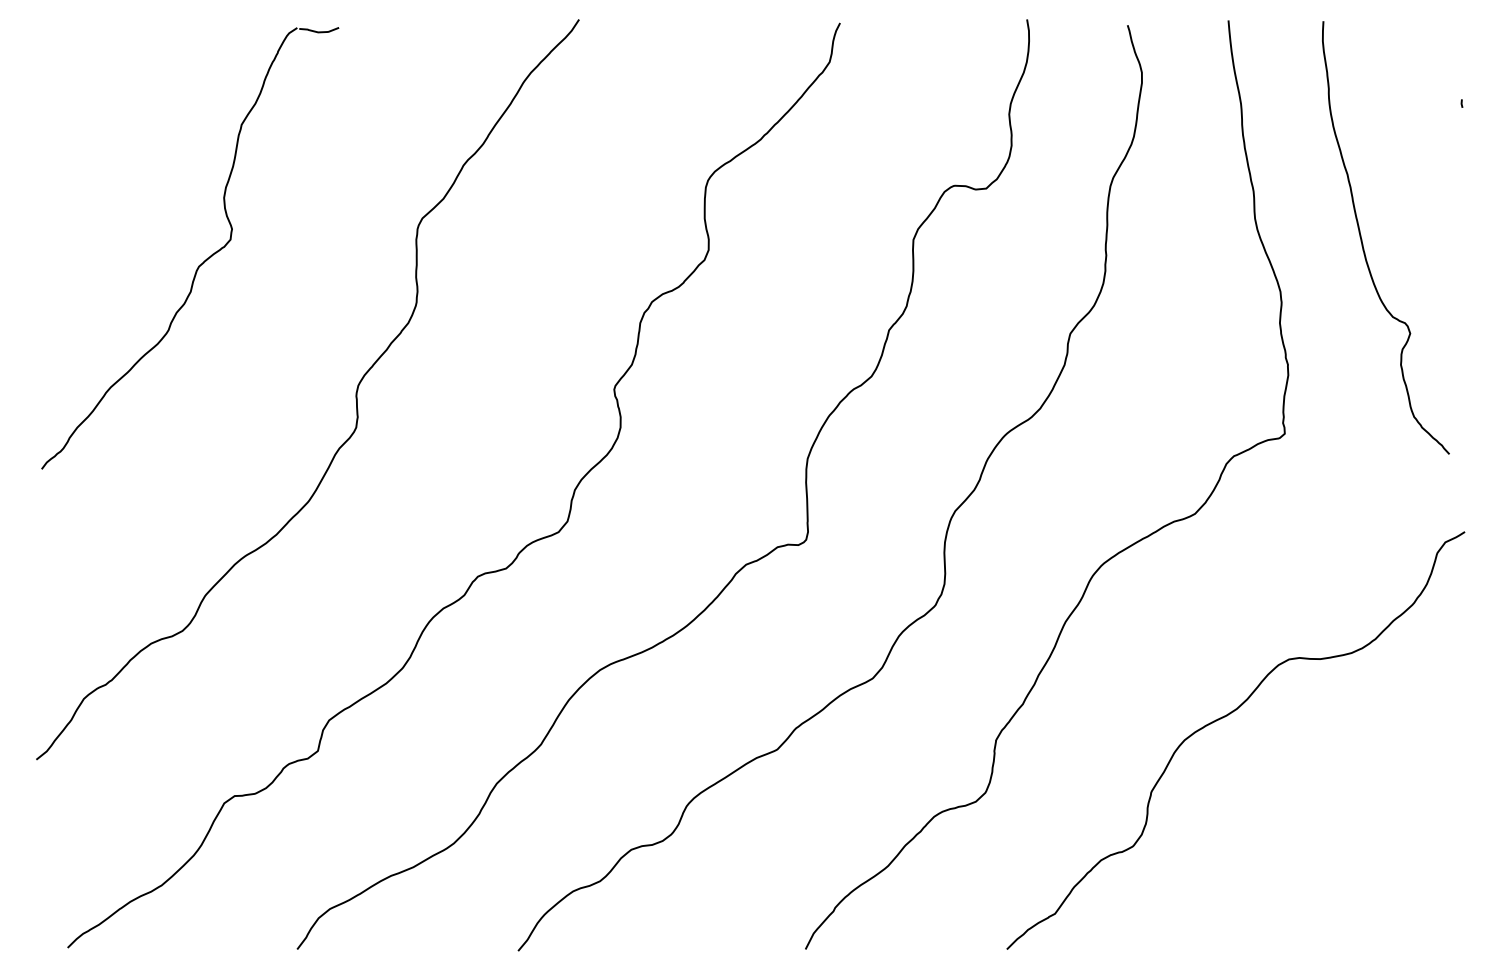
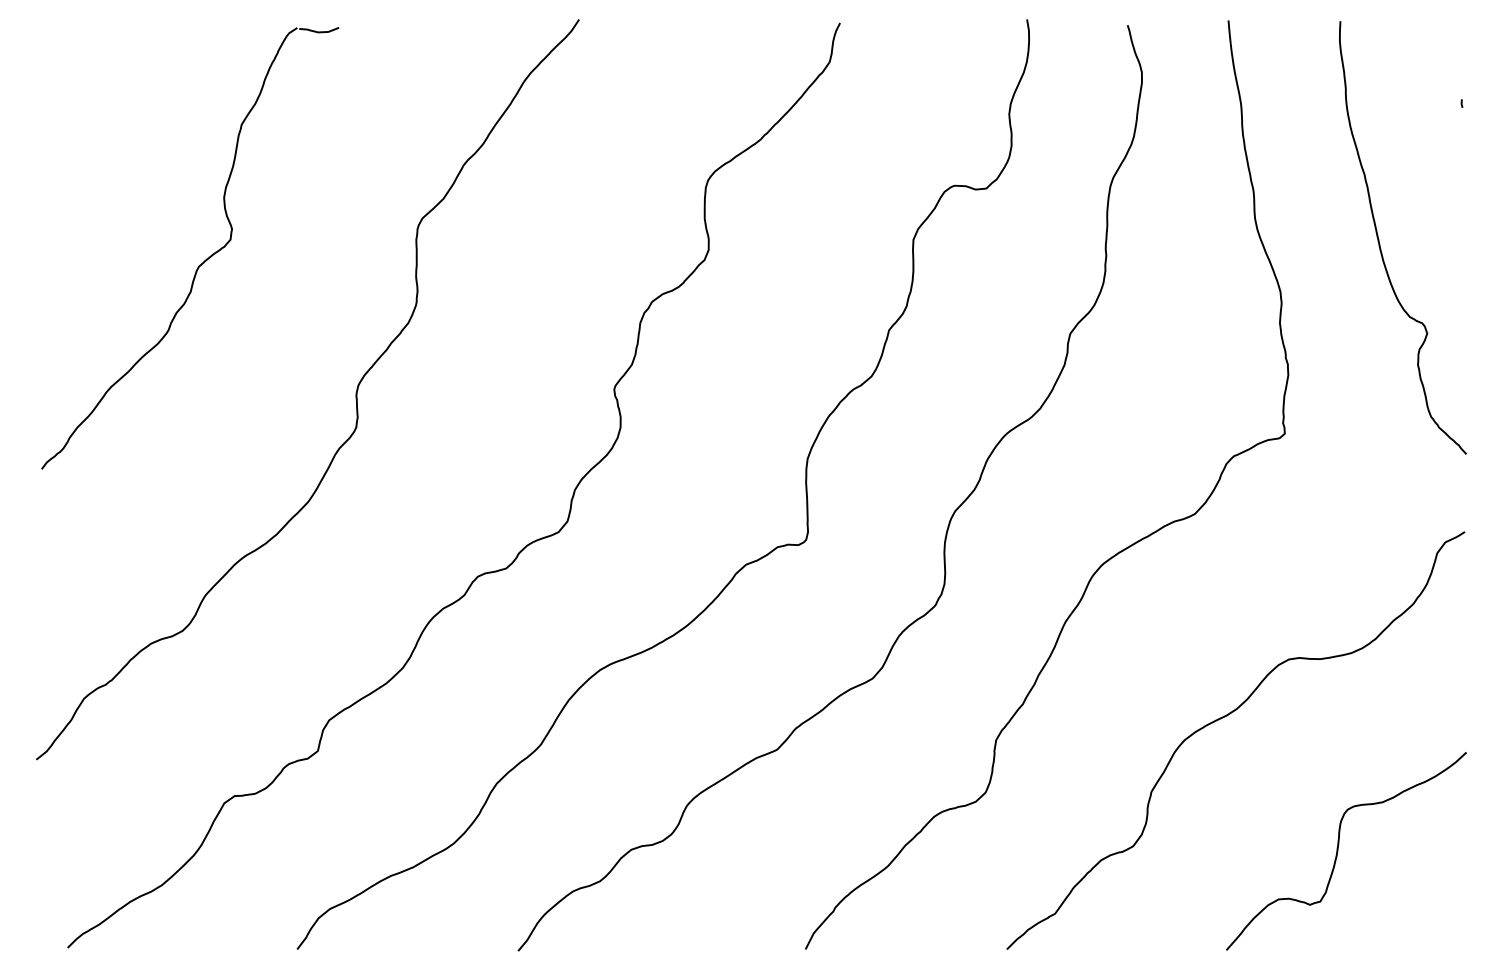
curve position: (1363, 243) -> (1380, 243) (1380, 243)
curve: none -> present (1338, 851)
